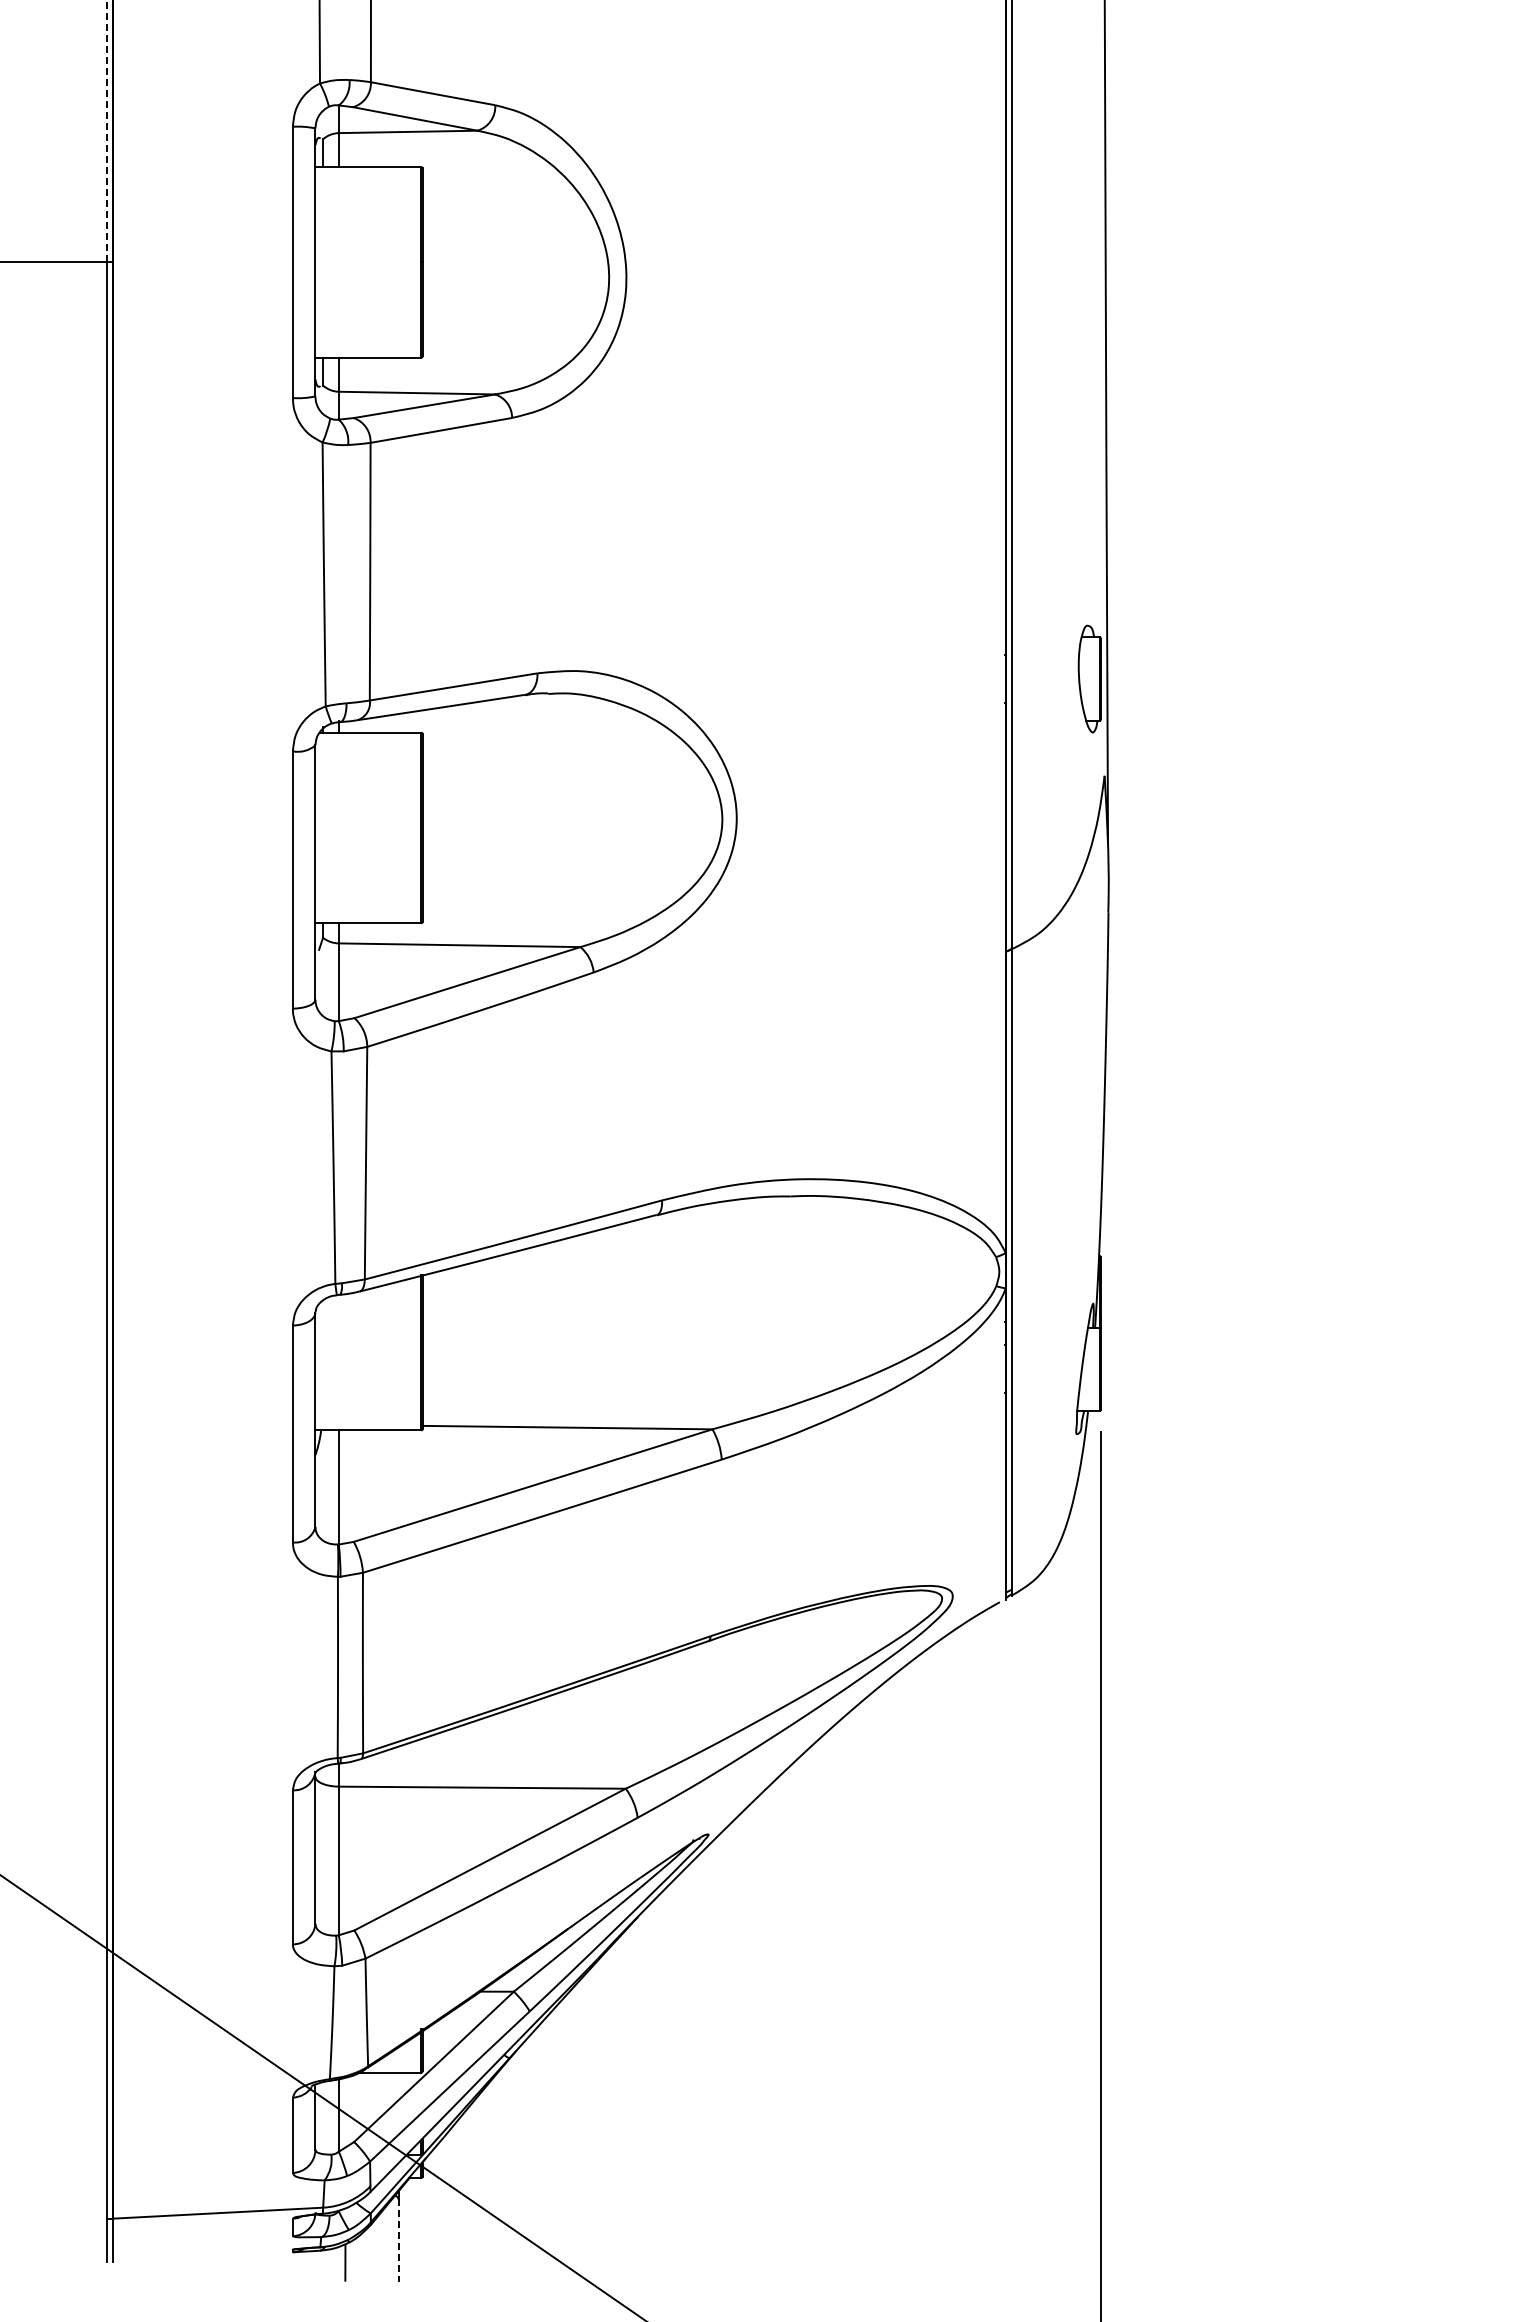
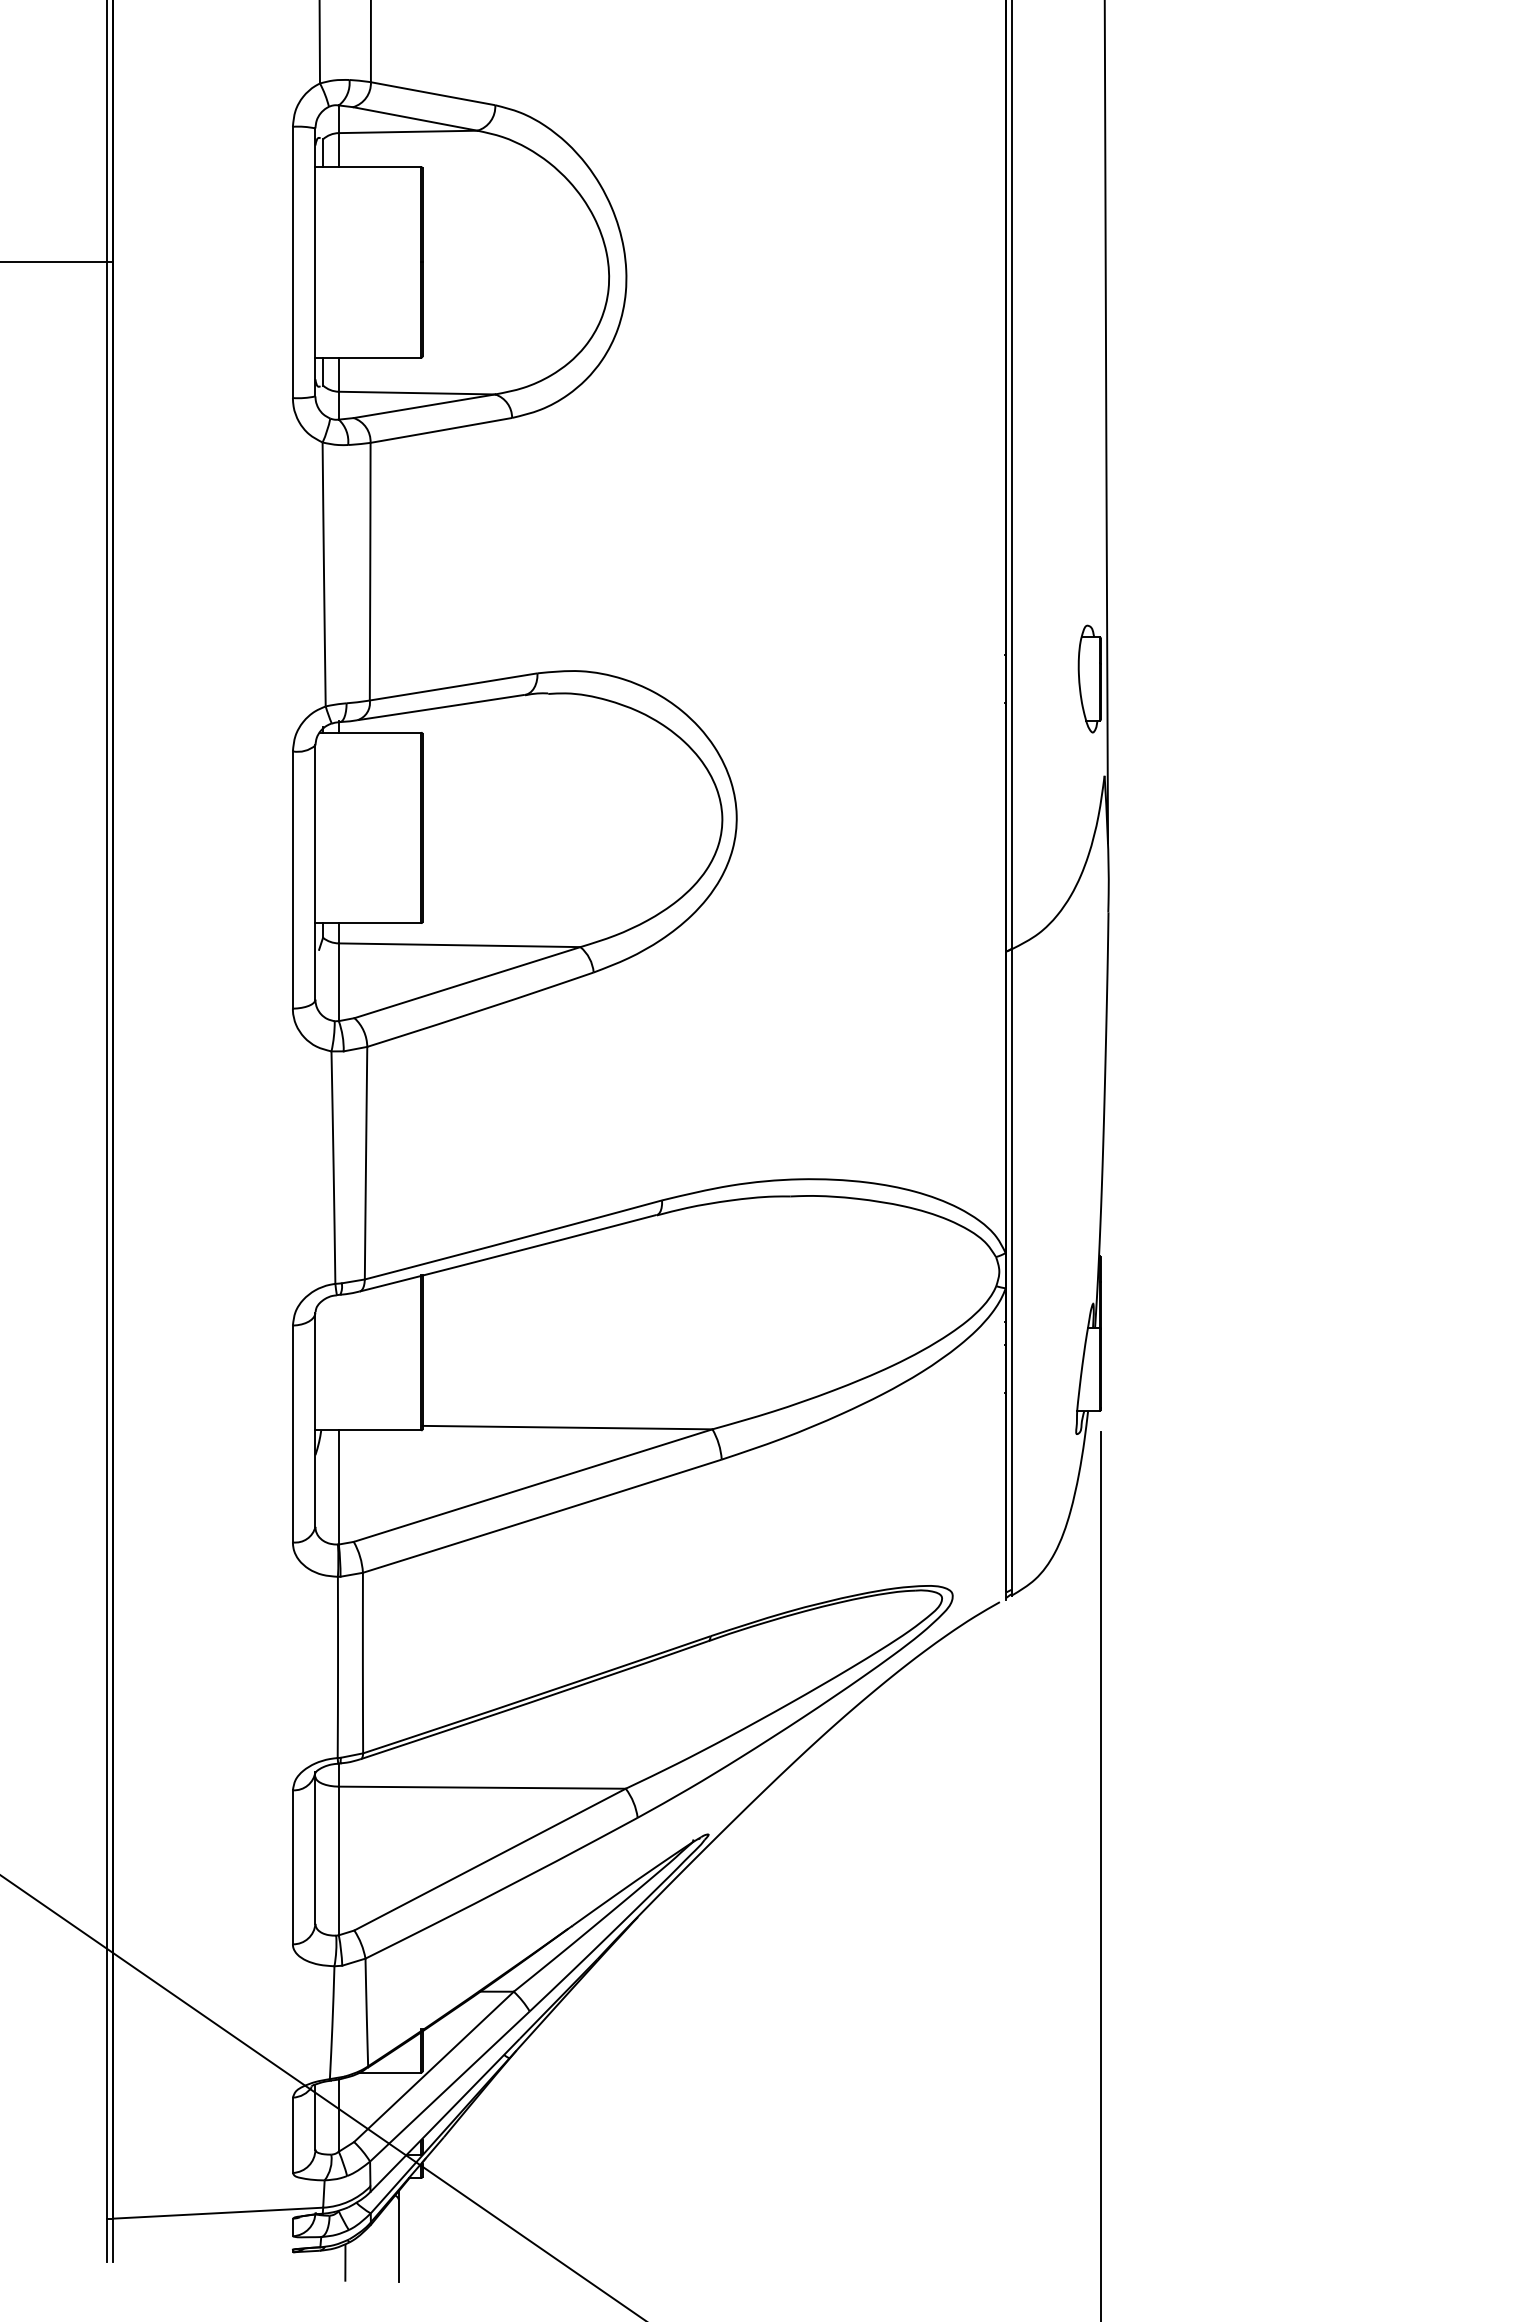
line: dashed -> solid (107, 131)
line: dashed -> solid (398, 2241)
